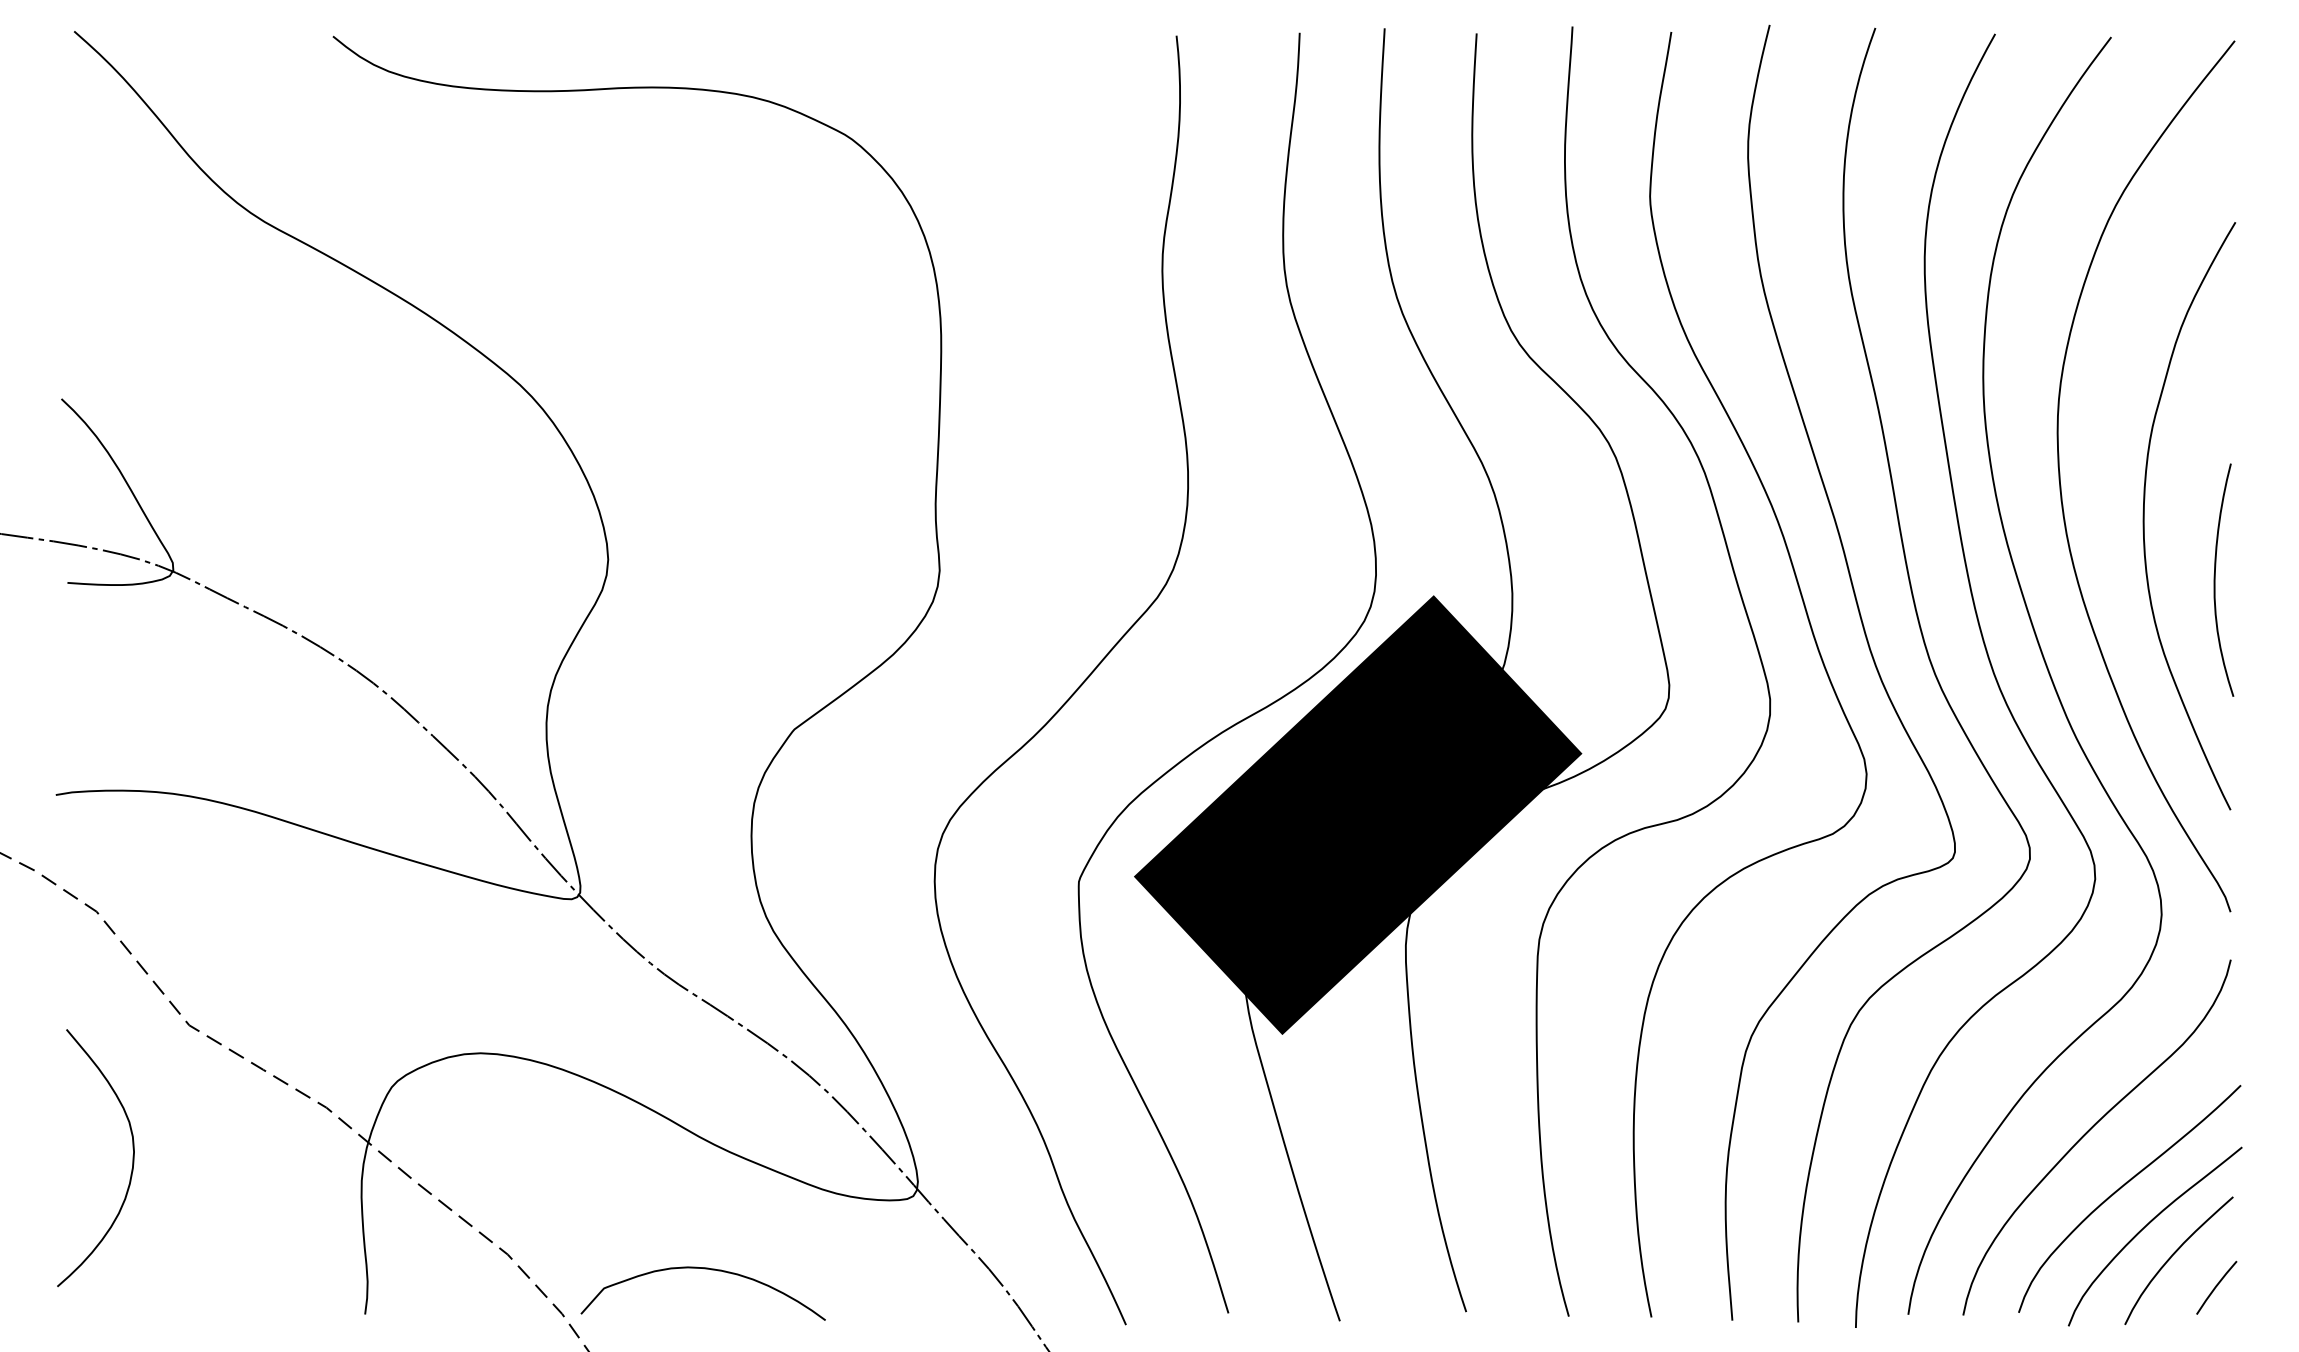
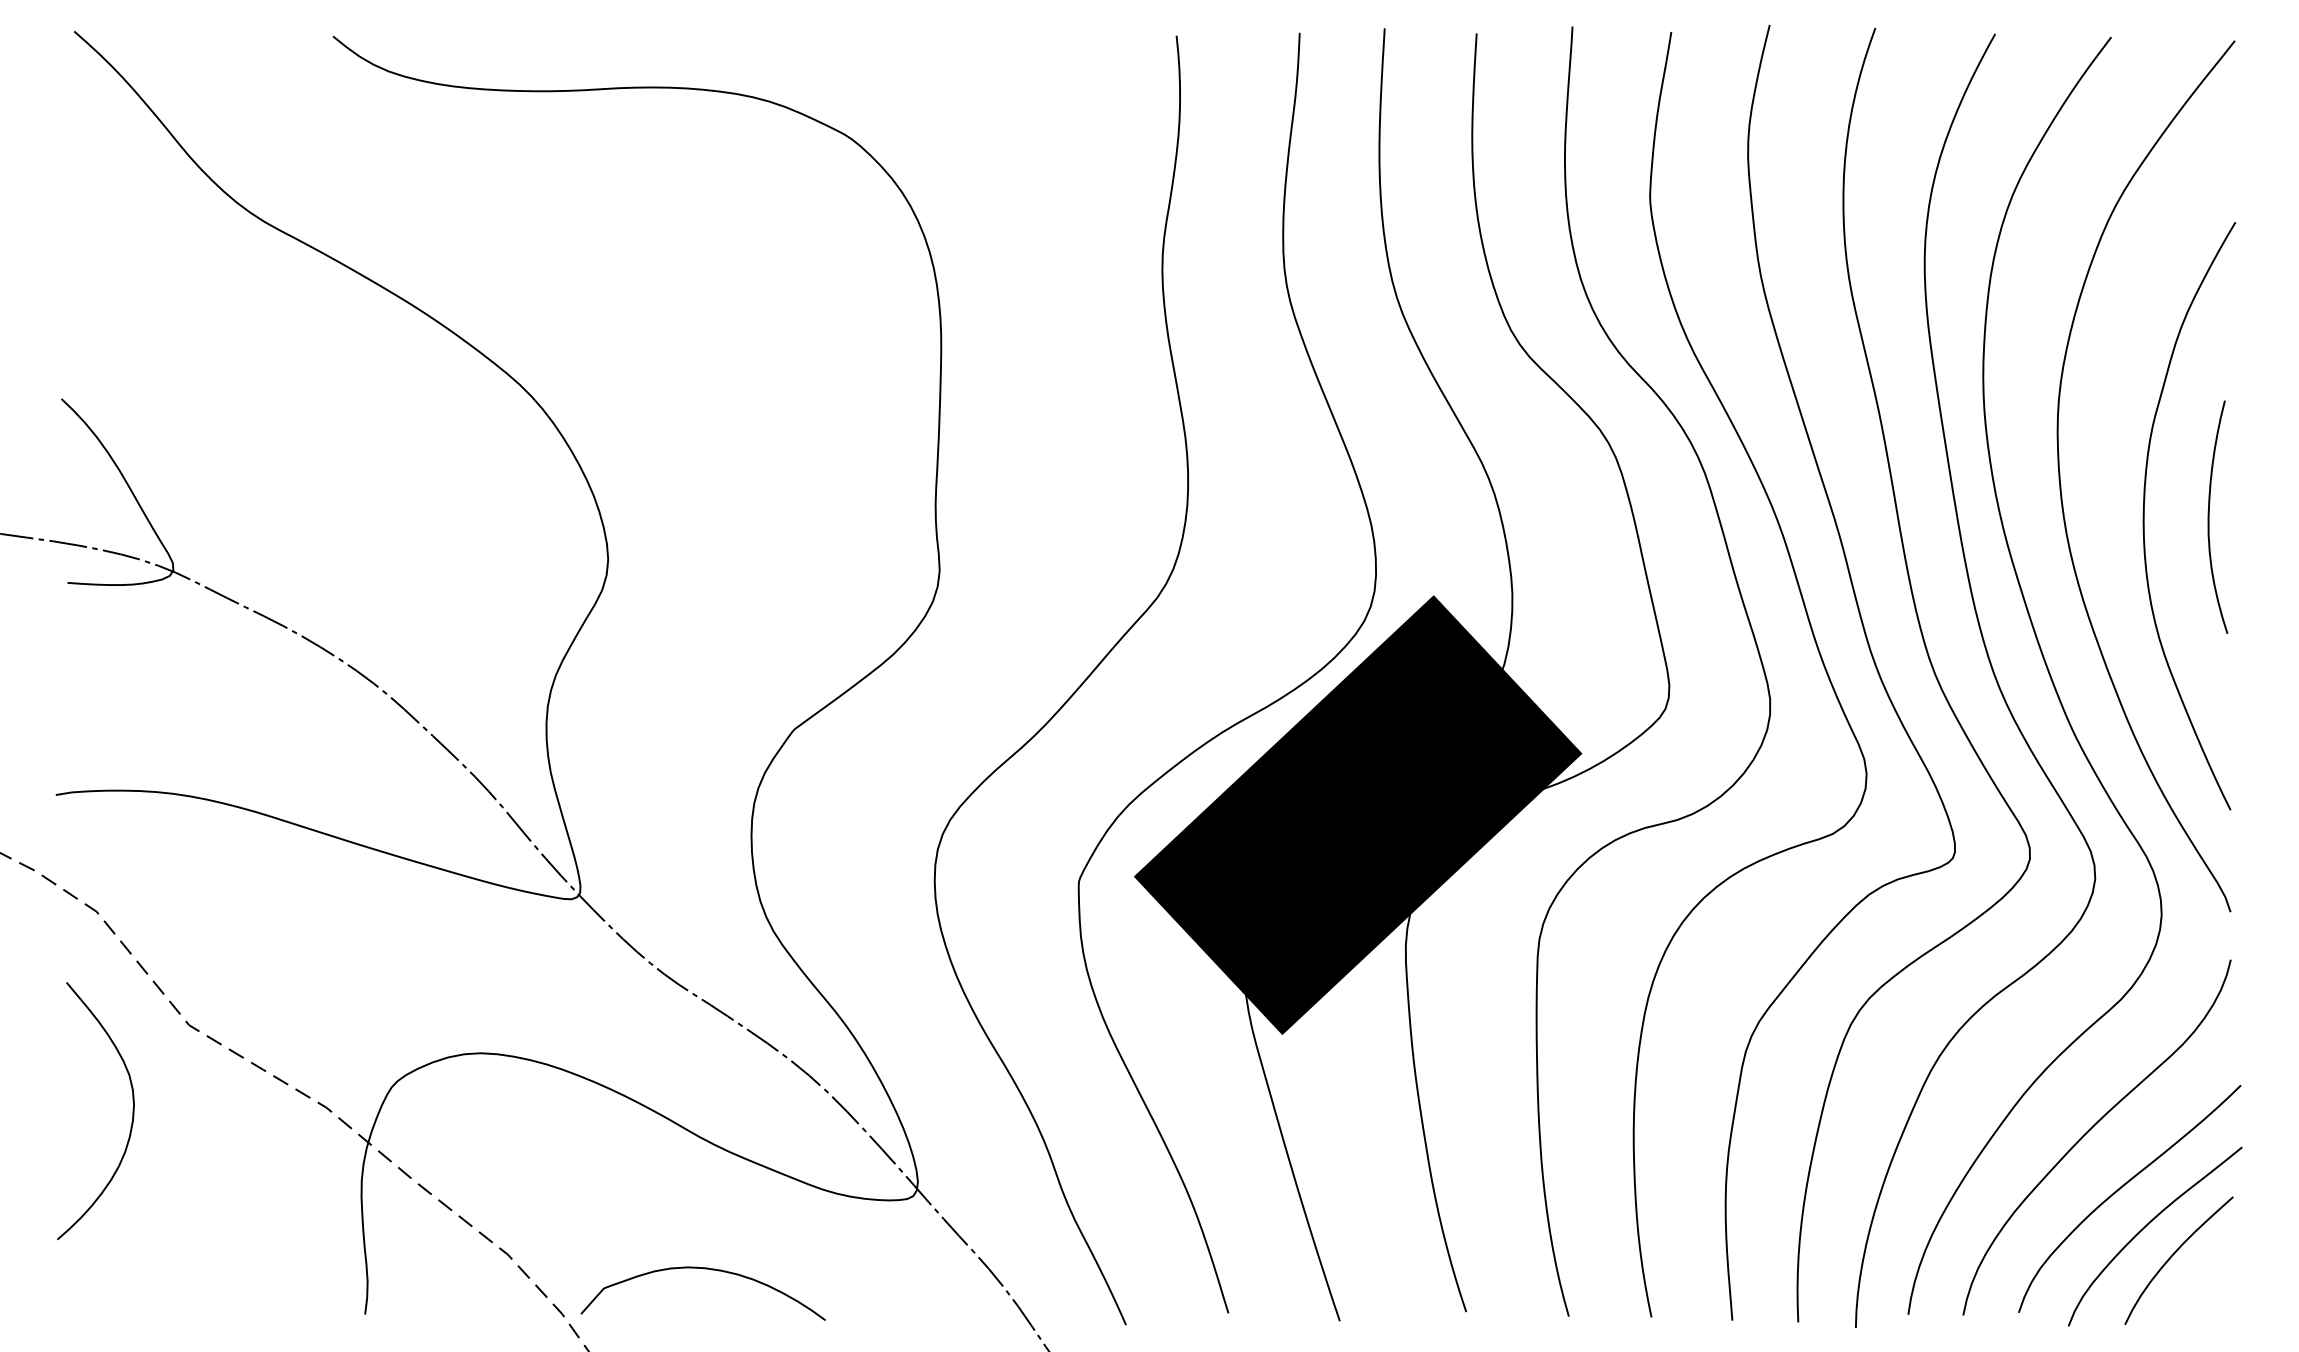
curve position: (2215, 579) -> (2209, 516) (2209, 516)
curve position: (132, 1158) -> (132, 1111) (132, 1111)
line: present -> none (2216, 1287)
